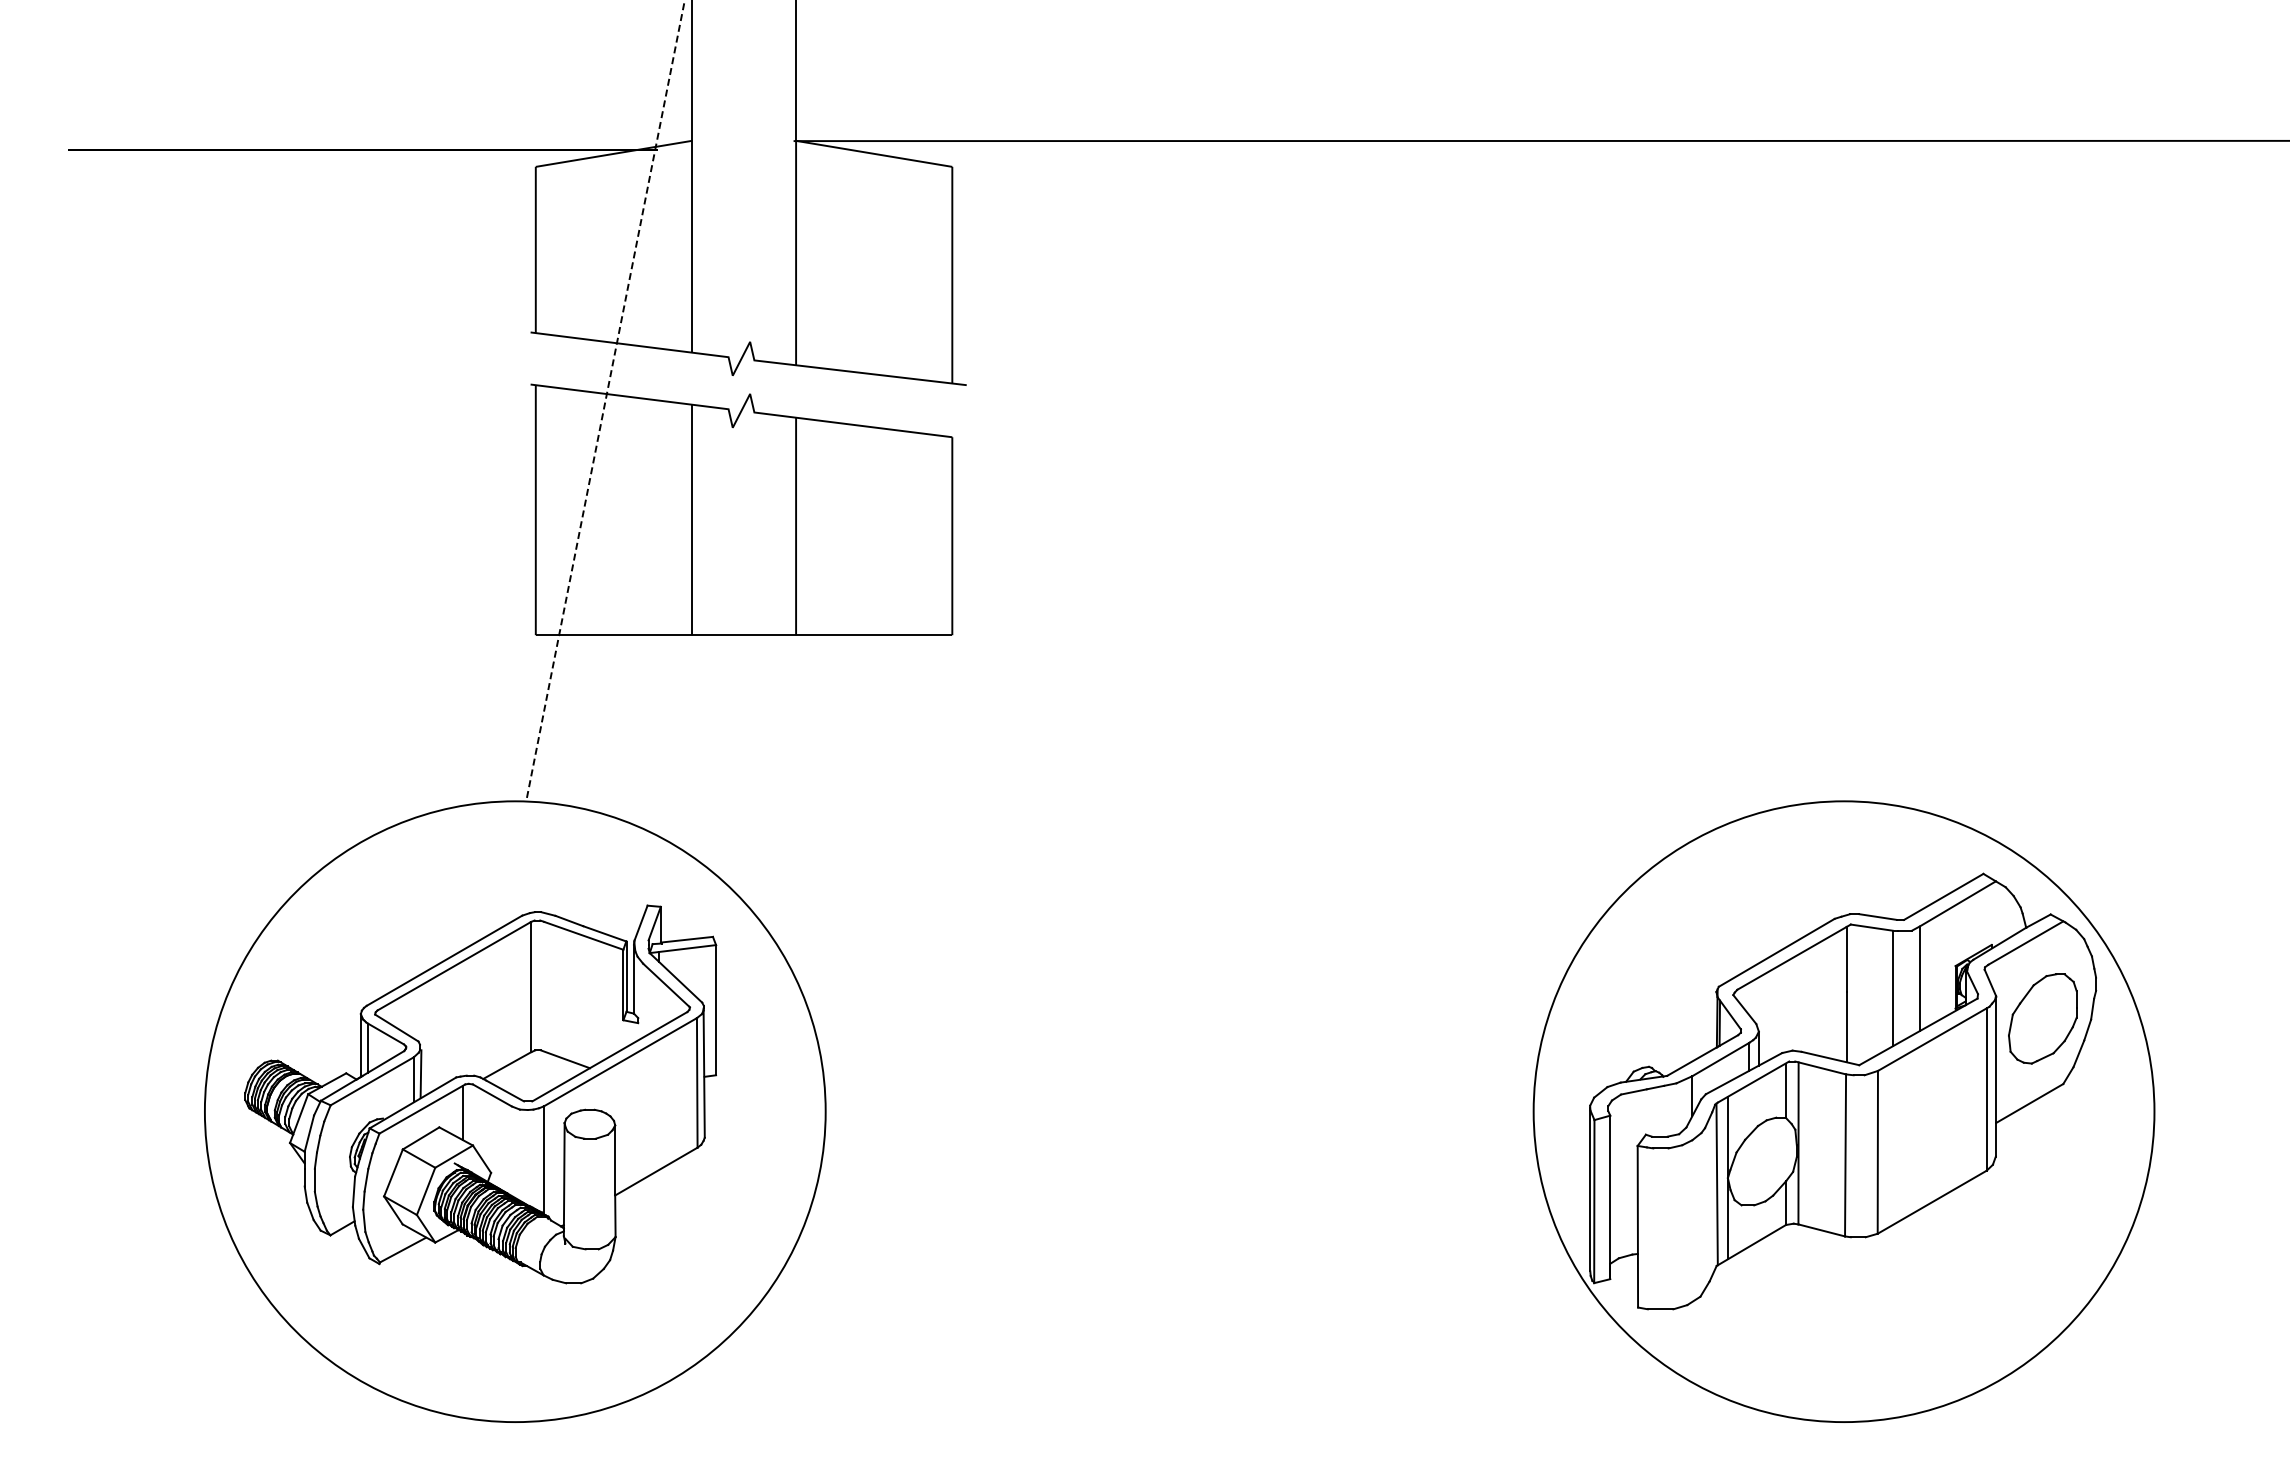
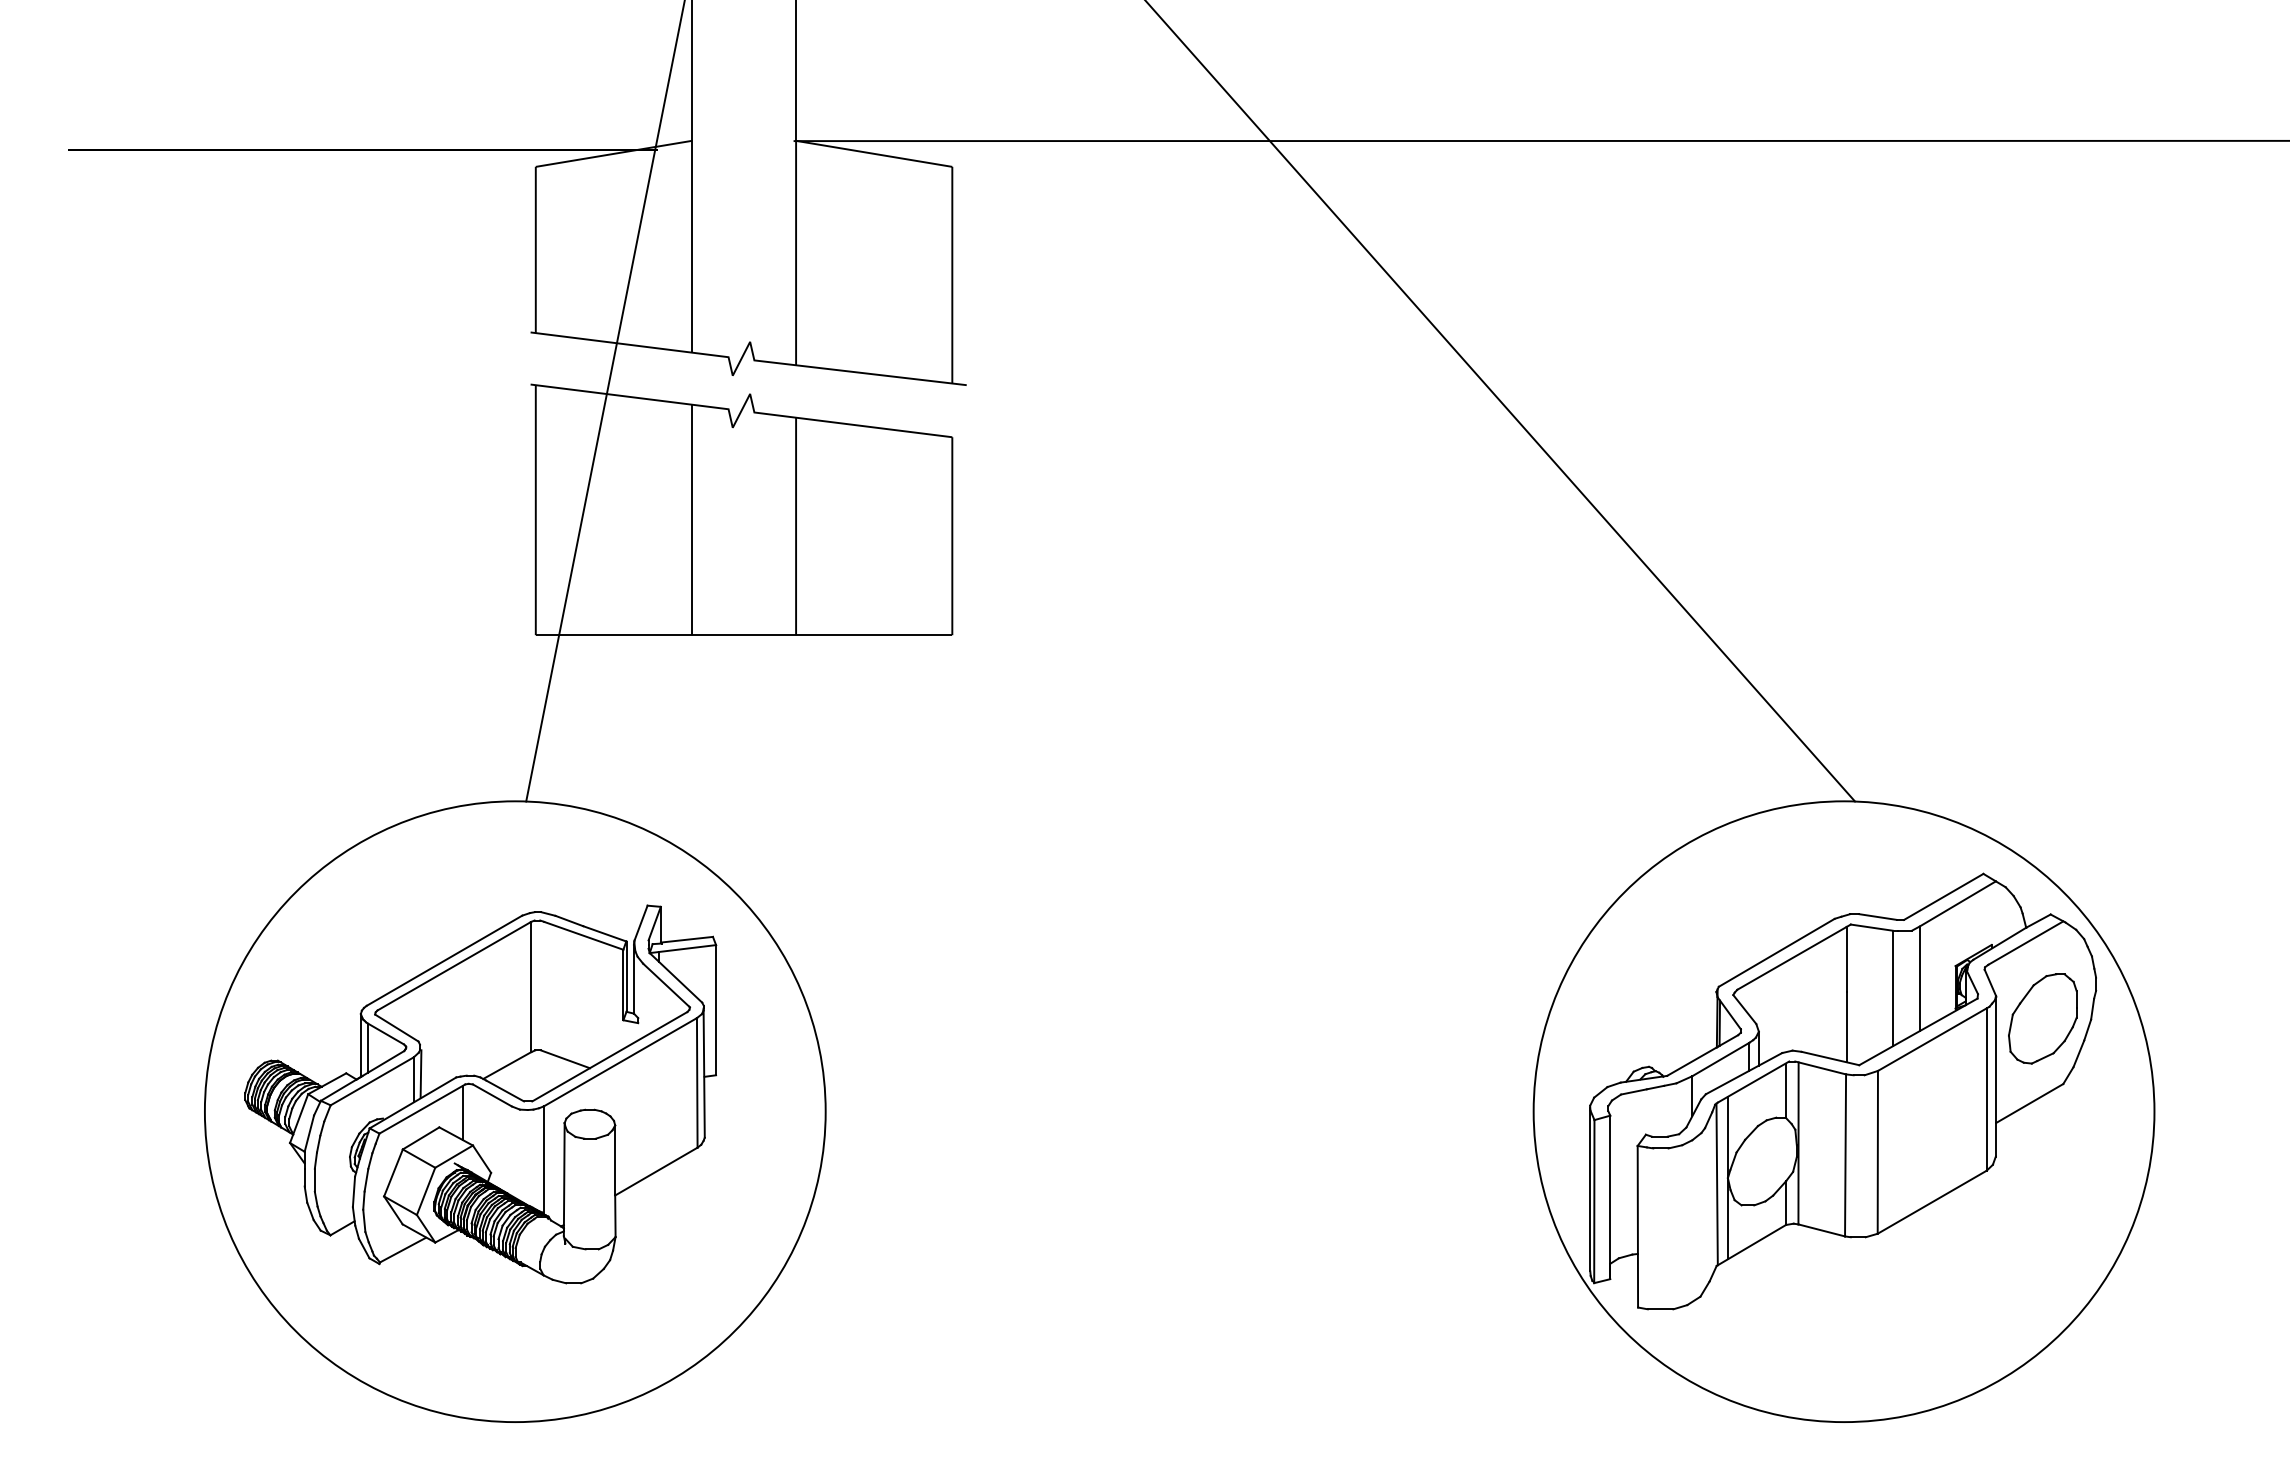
line: dashed -> solid (605, 401)
line: none -> present (1501, 401)
